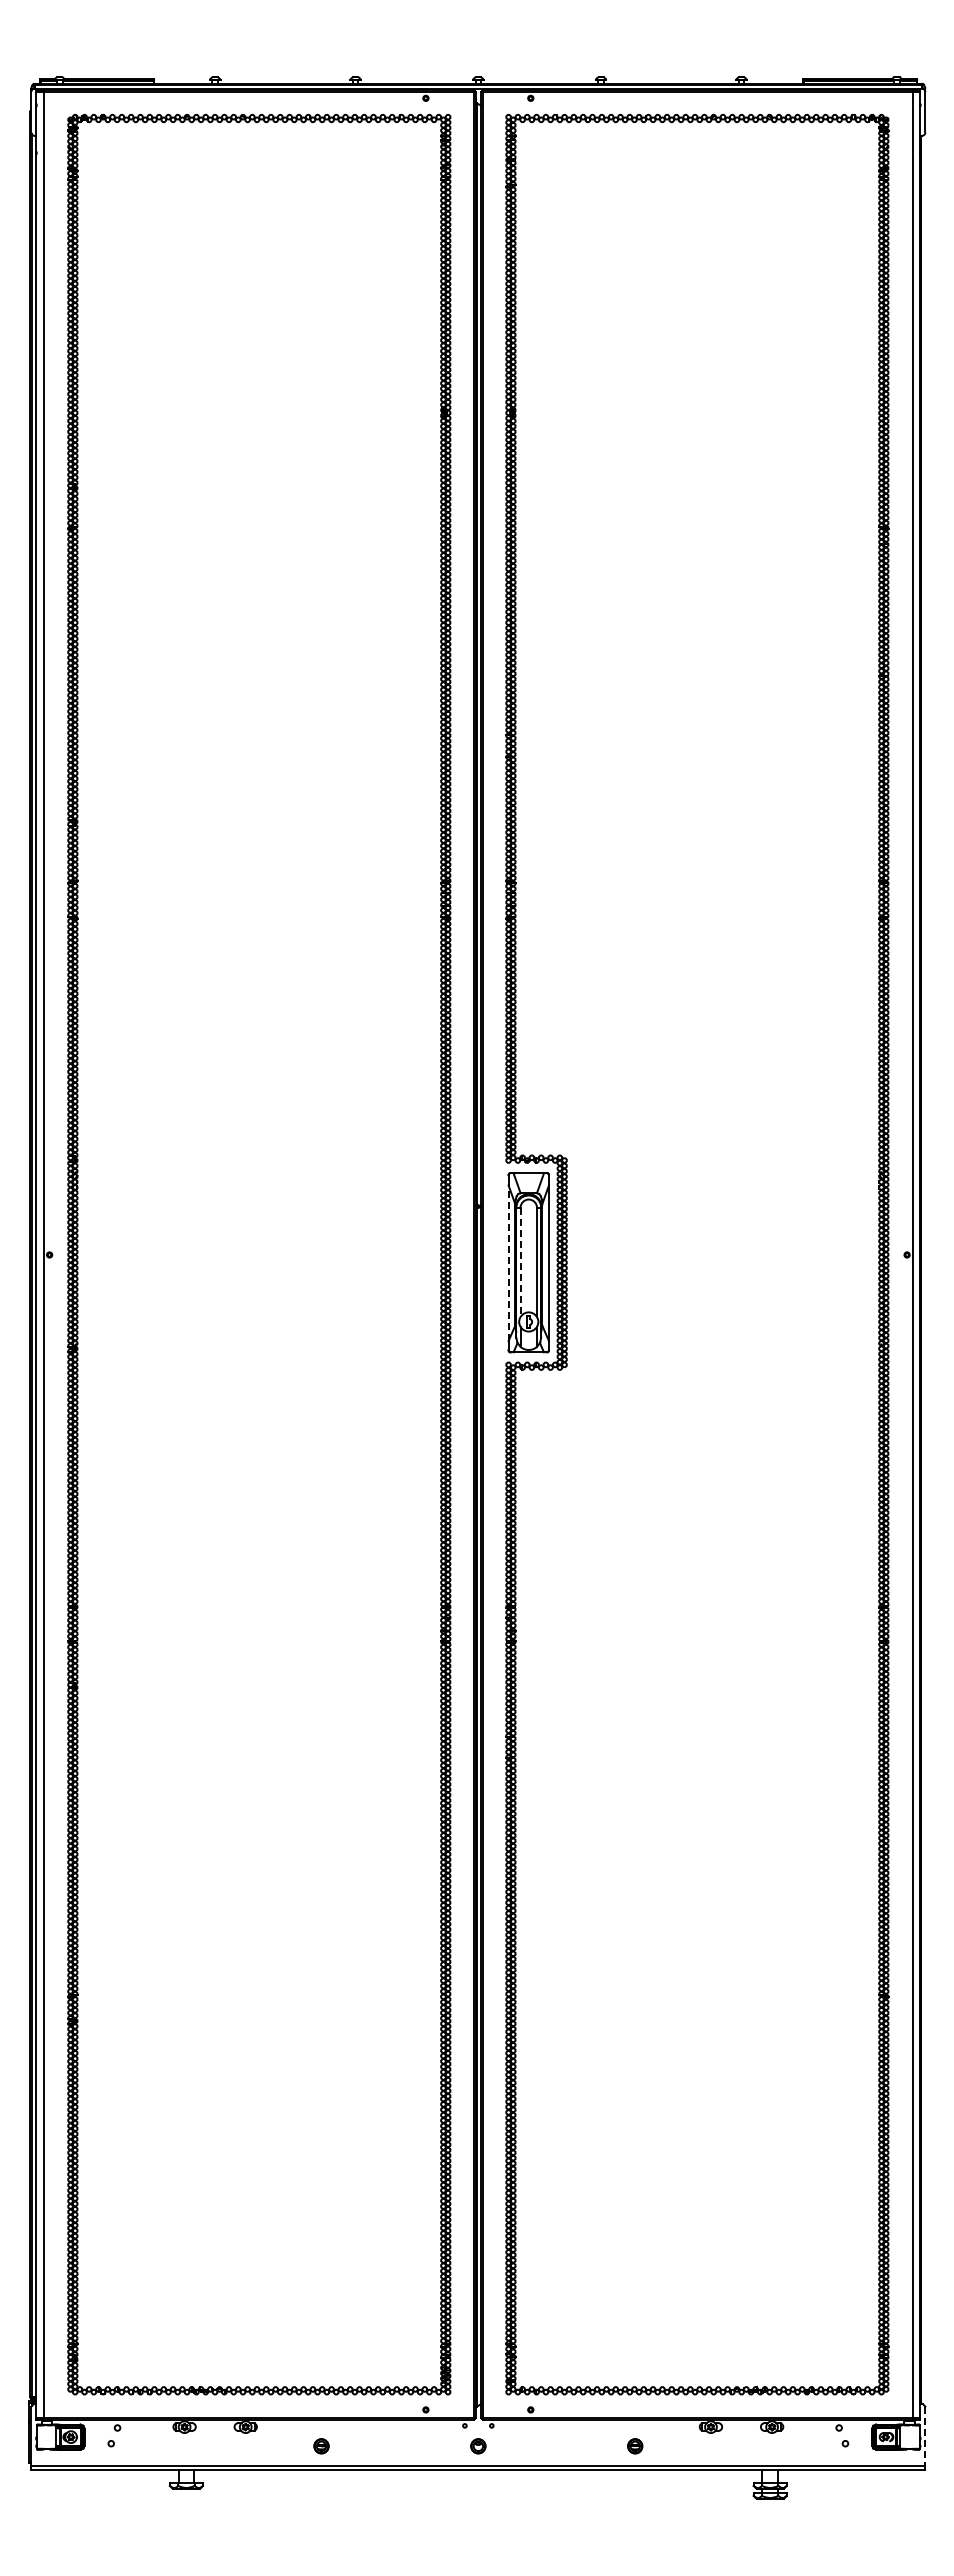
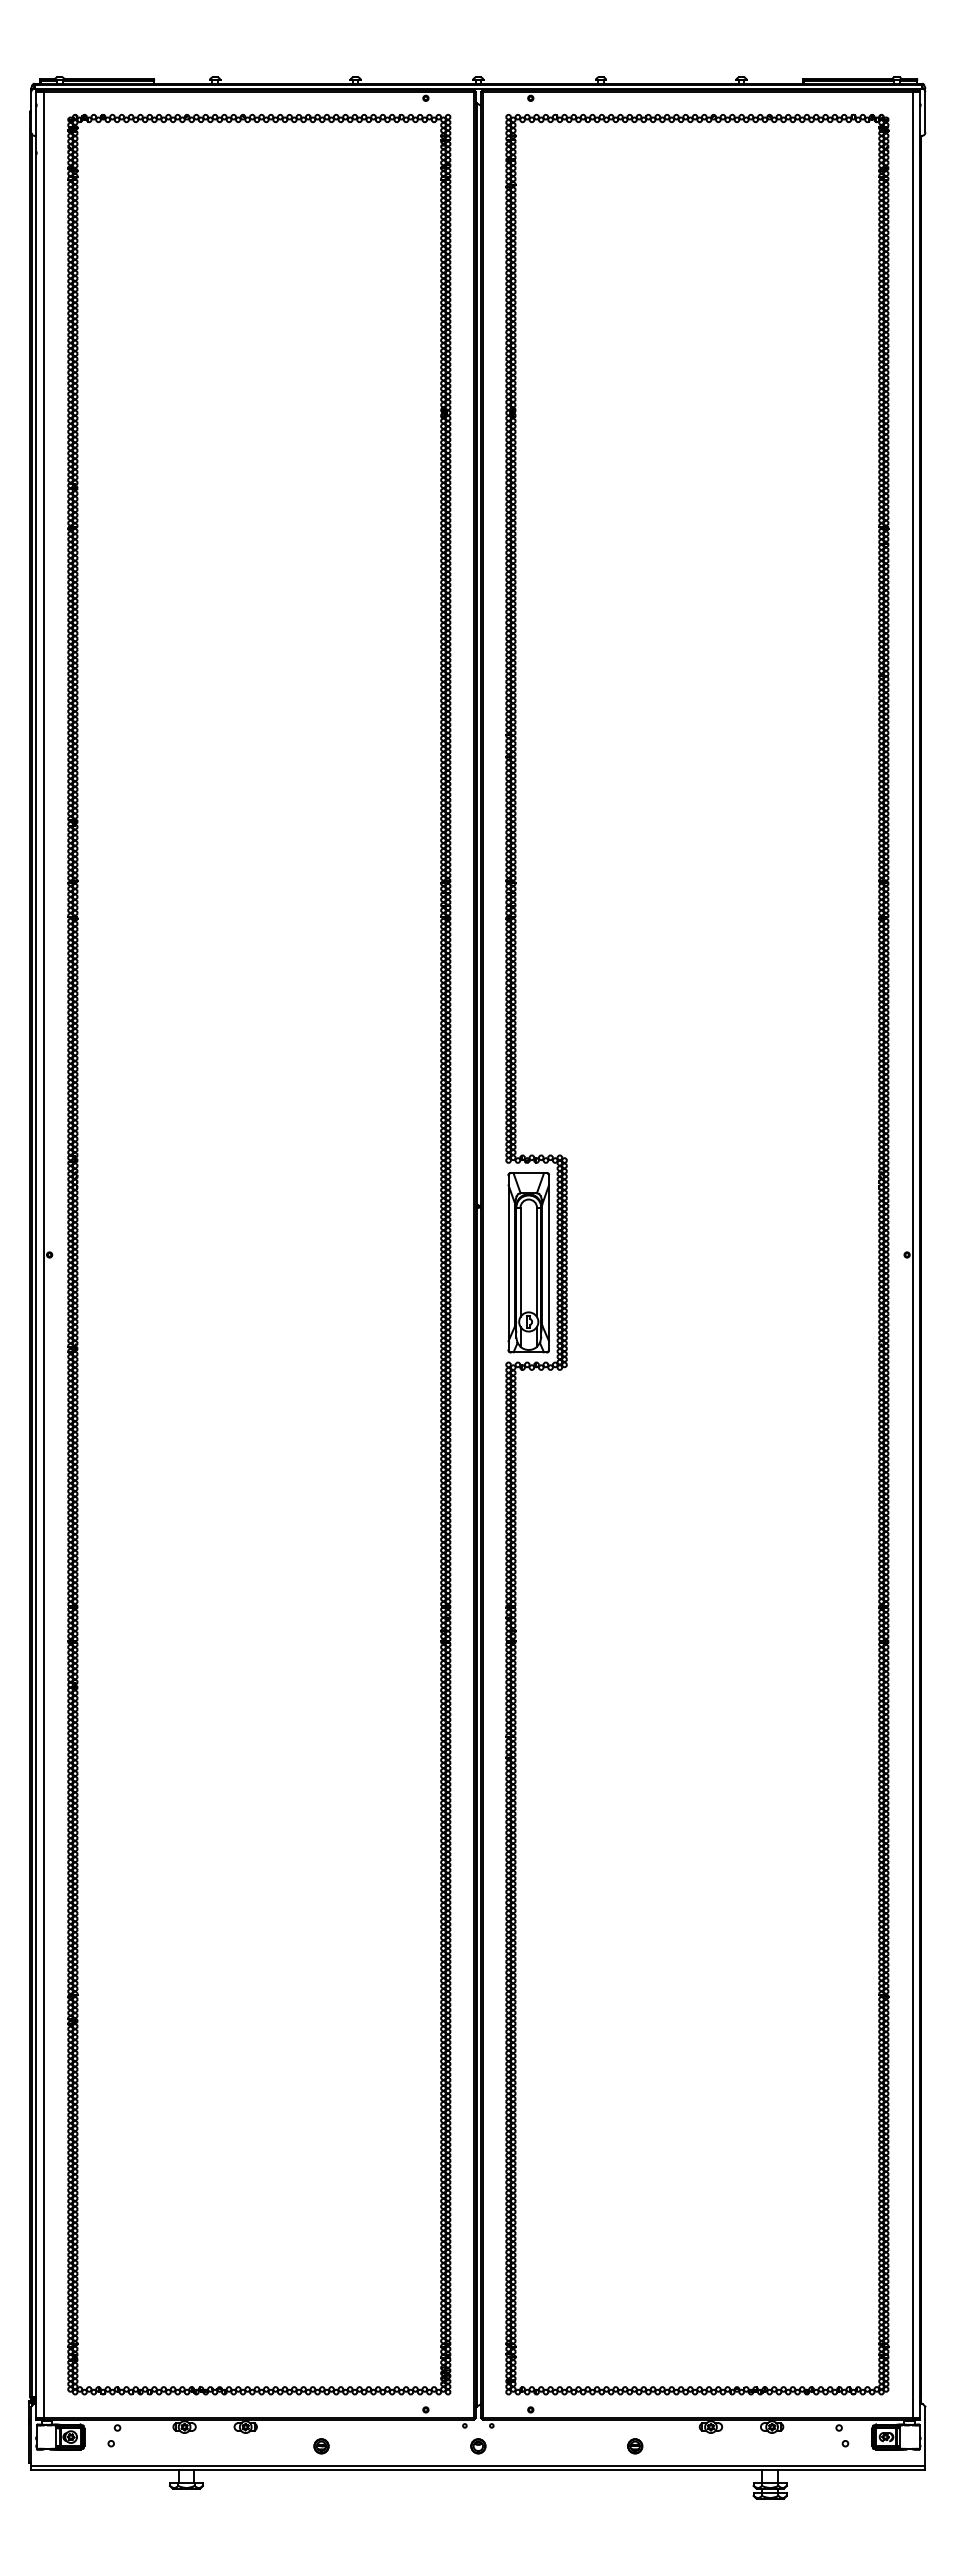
line: dashed -> solid (520, 1262)
line: dashed -> solid (508, 1263)
line: dashed -> solid (925, 2436)
